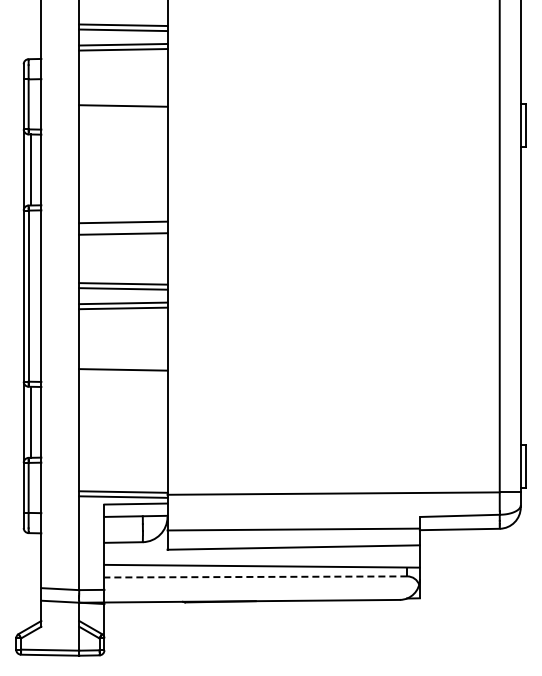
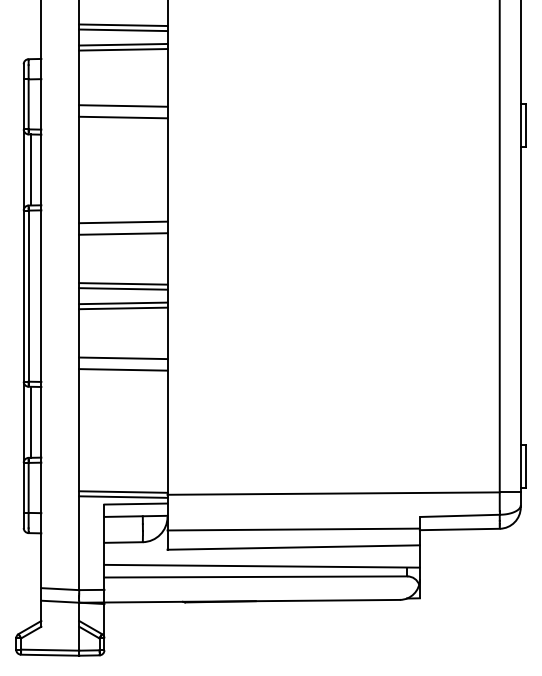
line: none -> present (123, 117)
line: none -> present (123, 358)
line: dashed -> solid (255, 576)
